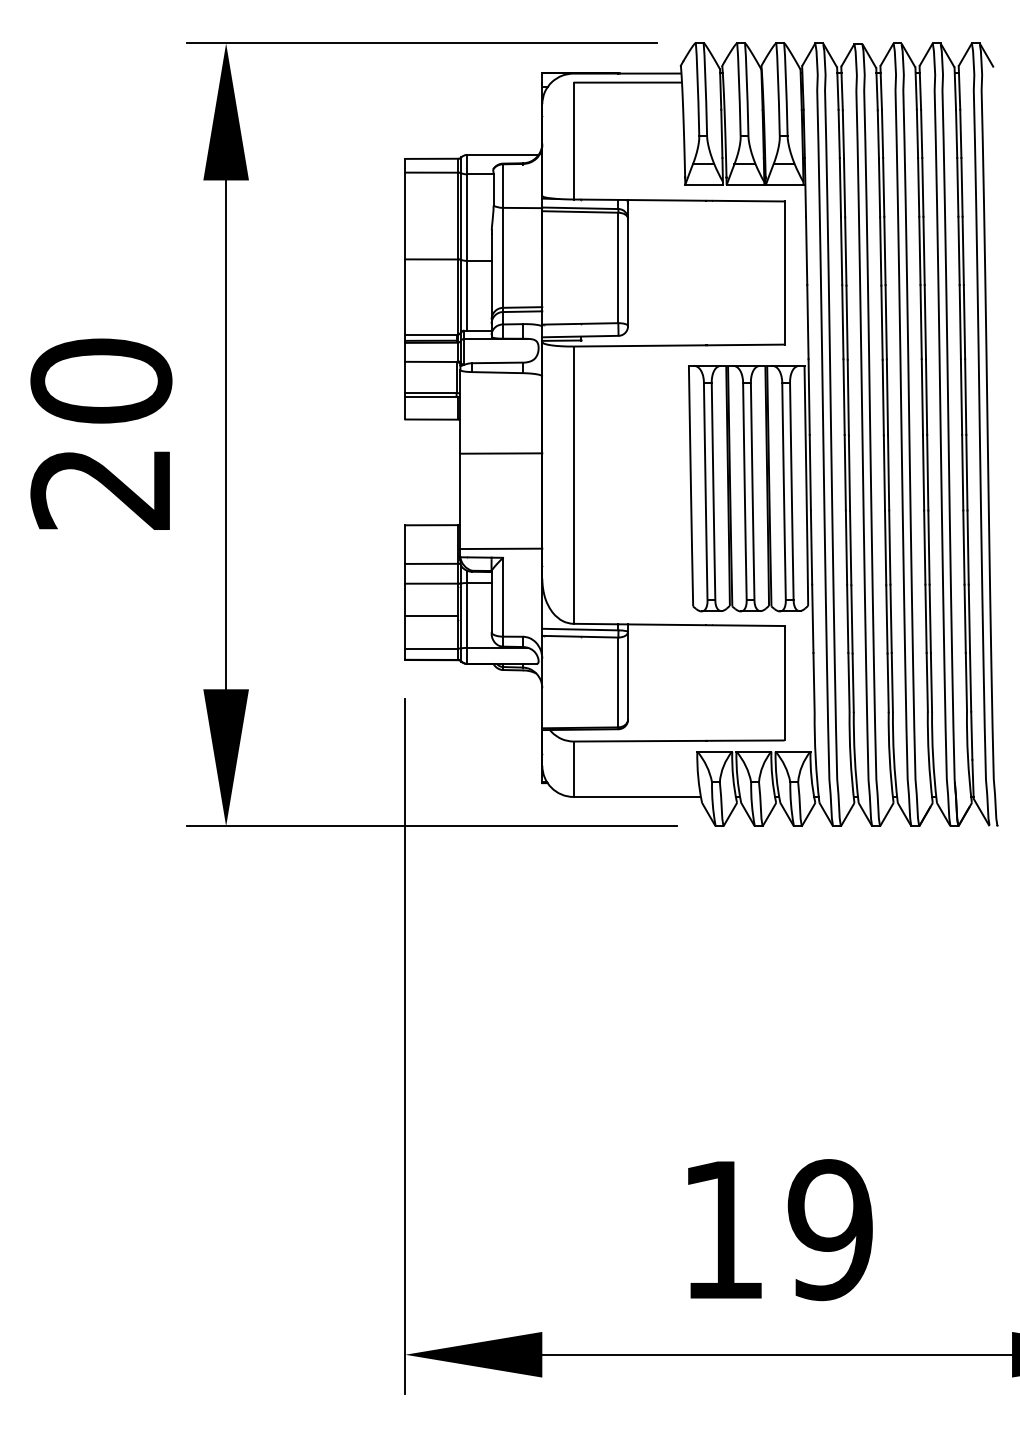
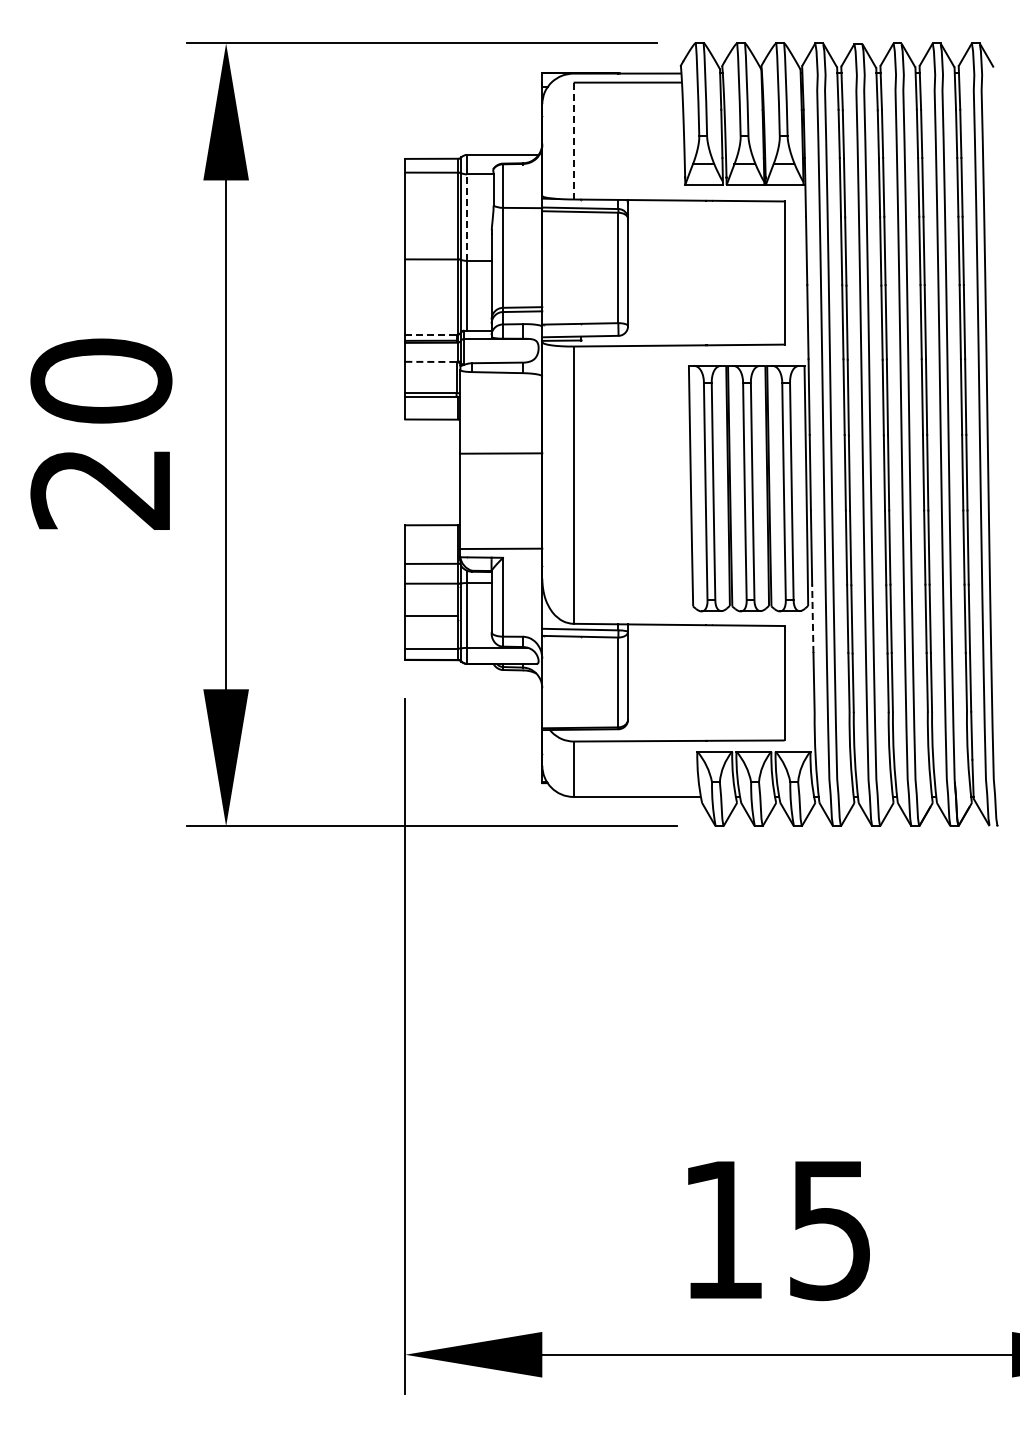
line: solid -> dashed (573, 141)
line: solid -> dashed (467, 217)
line: solid -> dashed (430, 334)
line: solid -> dashed (431, 361)
line: solid -> dashed (812, 618)
text: 19 -> 15 (829, 1229)
